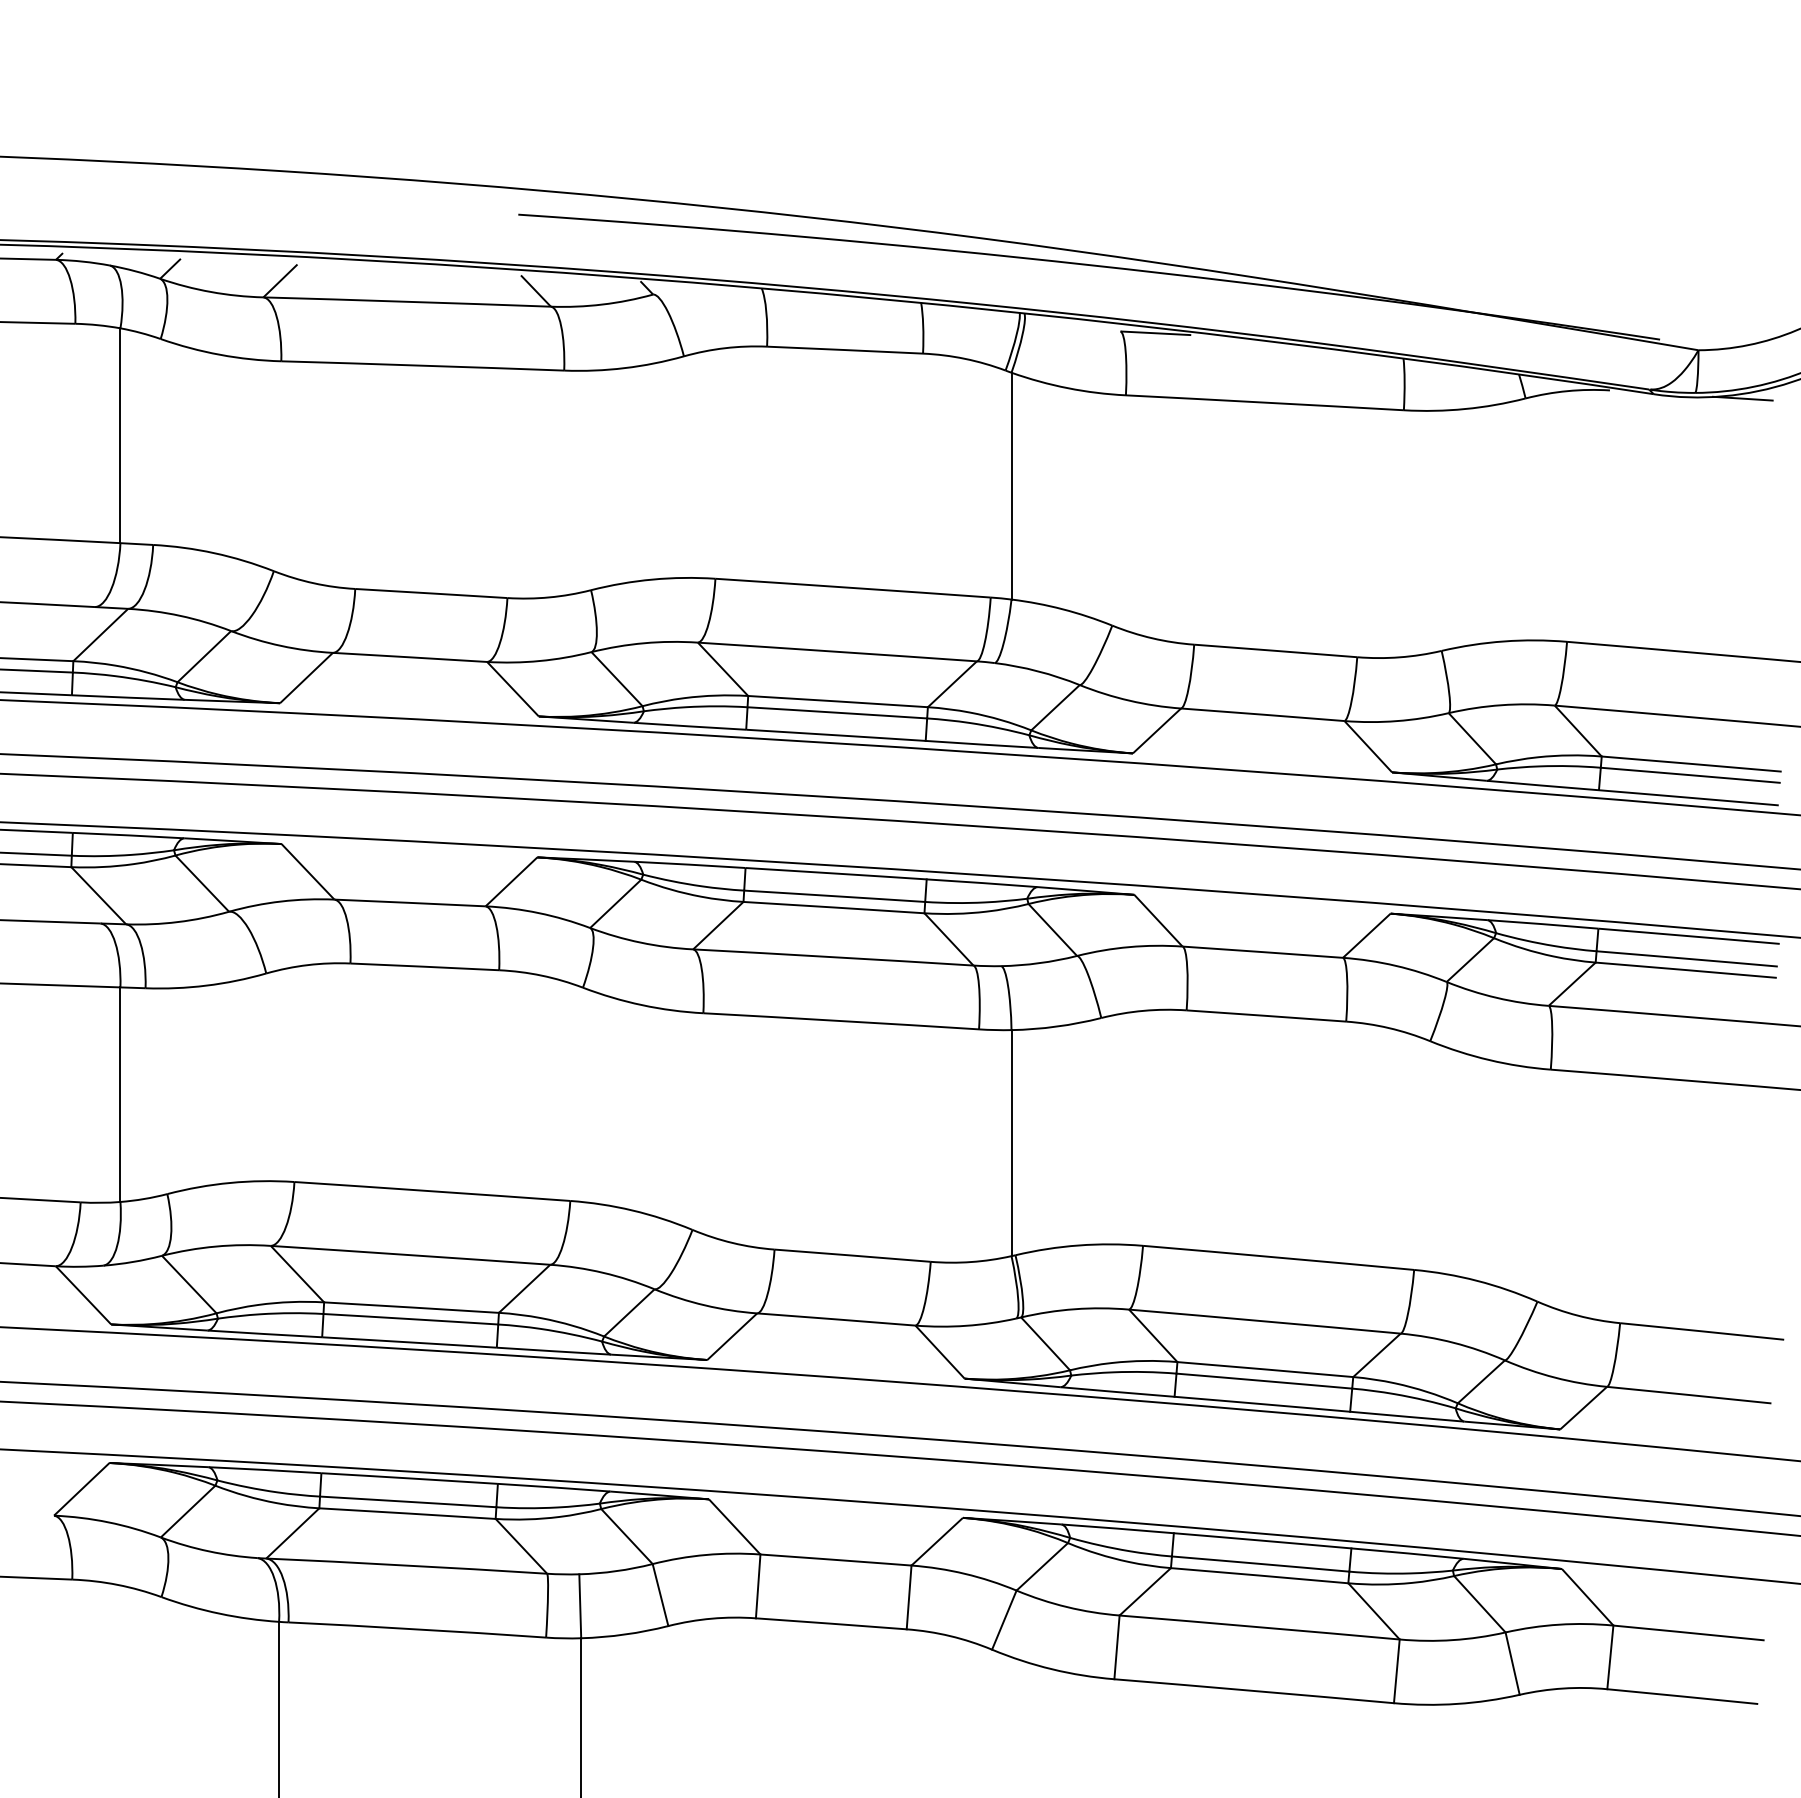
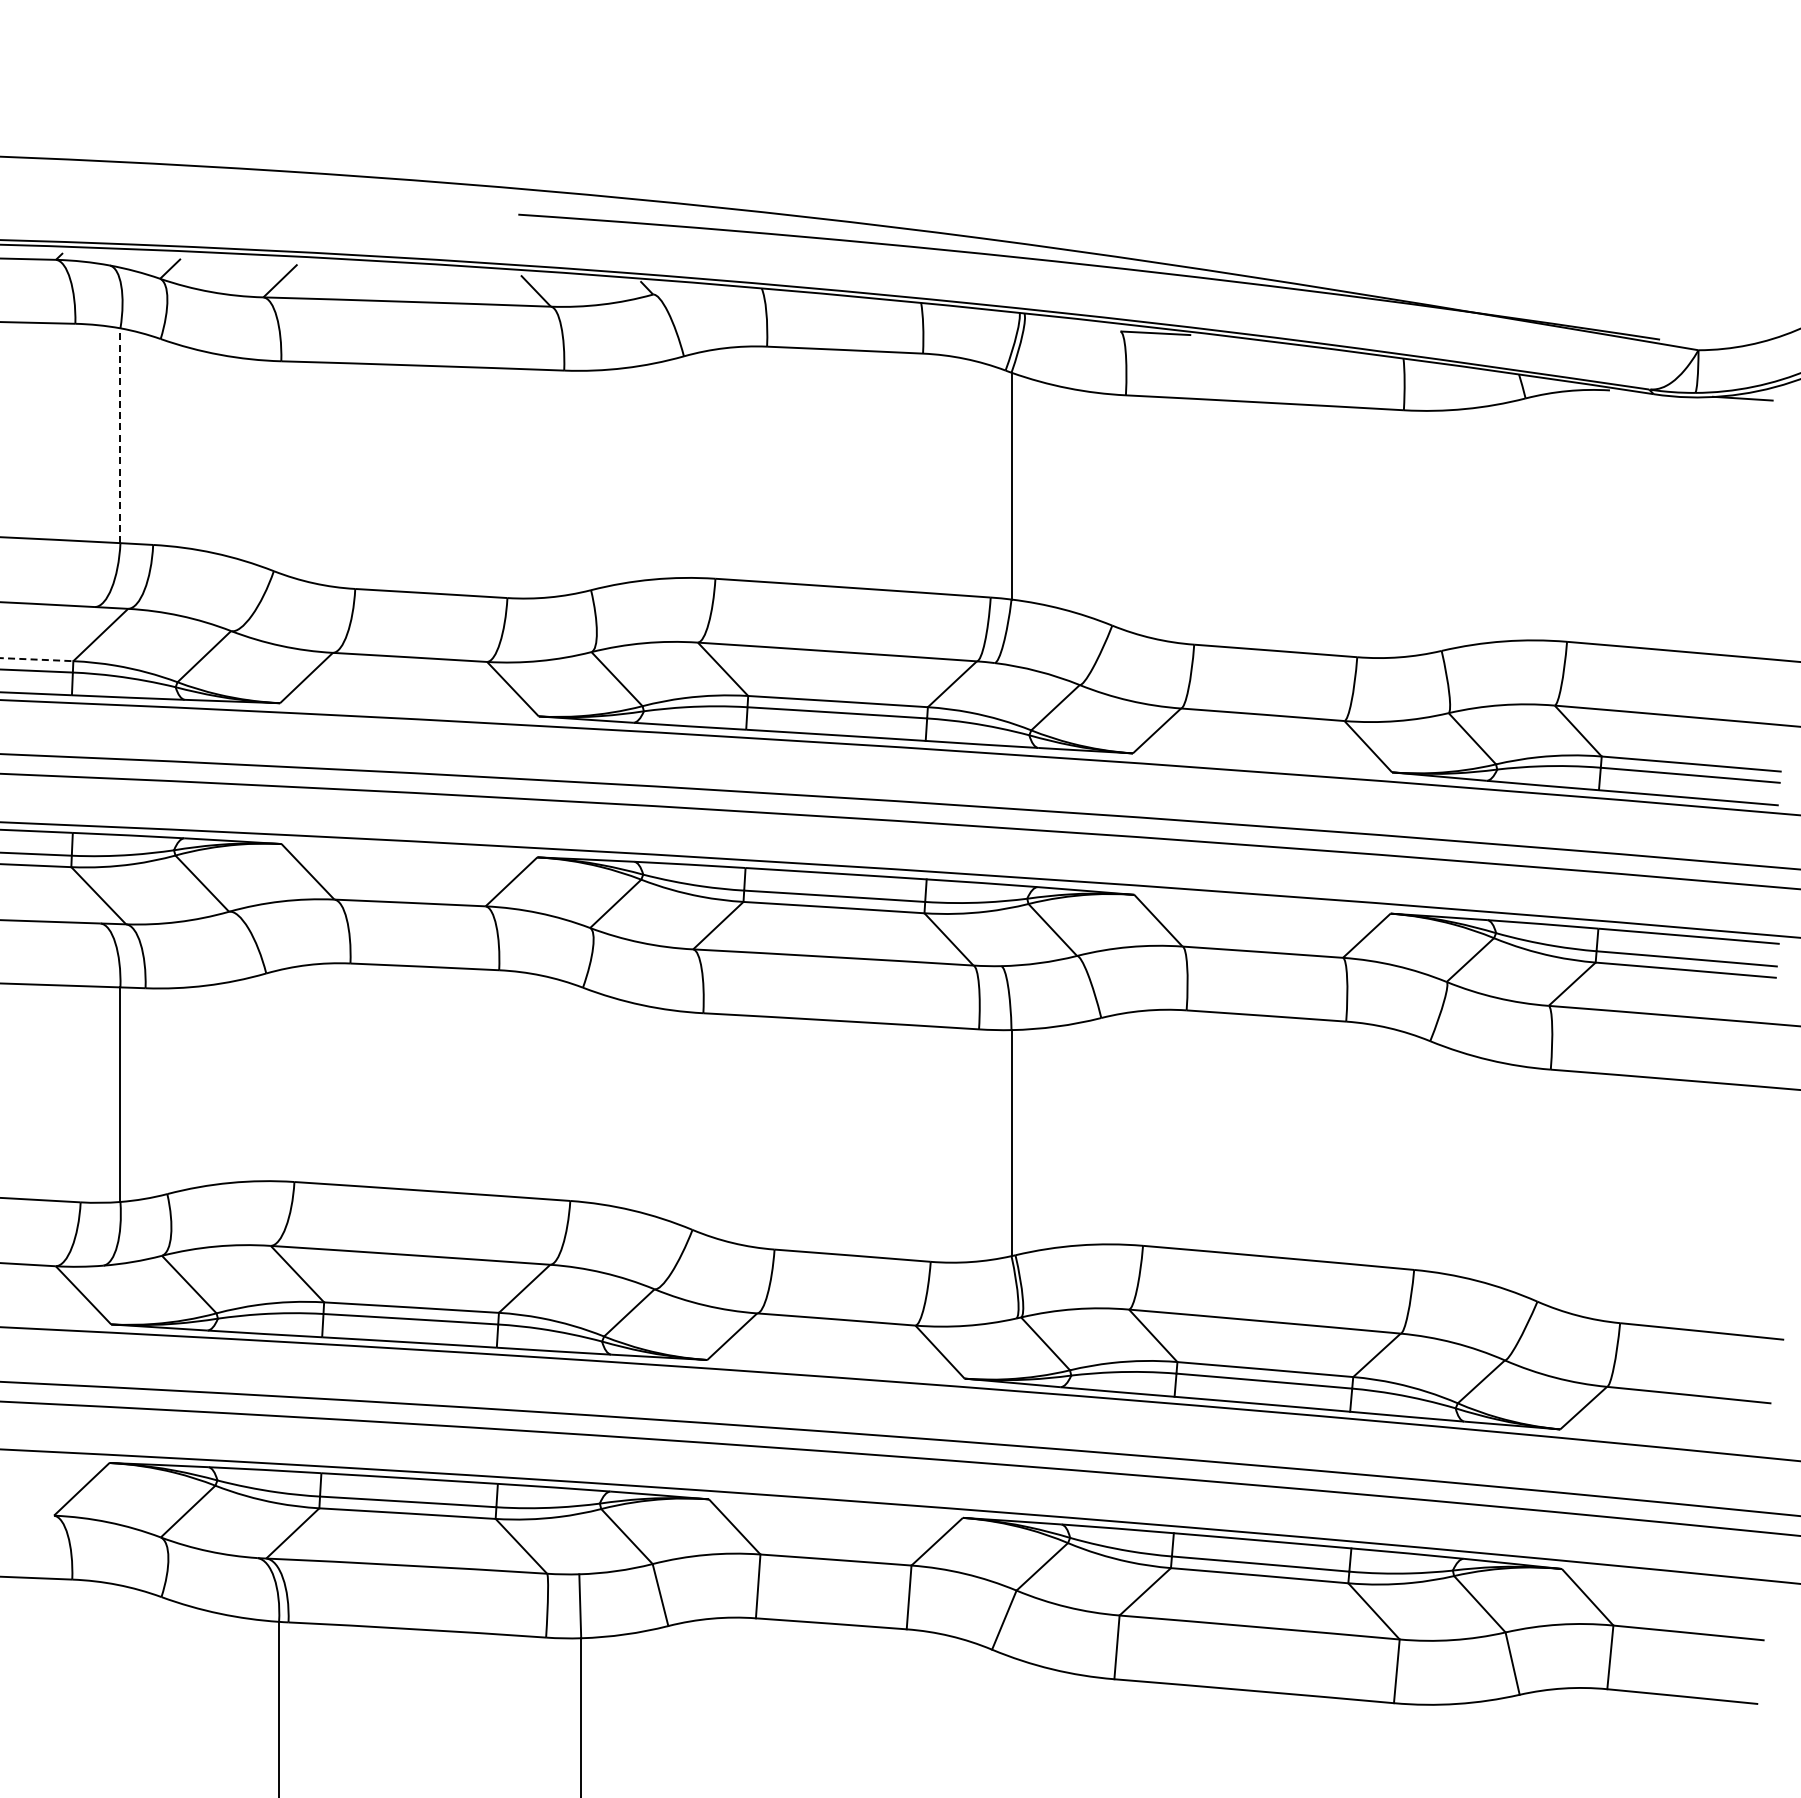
line: solid -> dashed (120, 435)
arc: solid -> dashed (36, 659)
